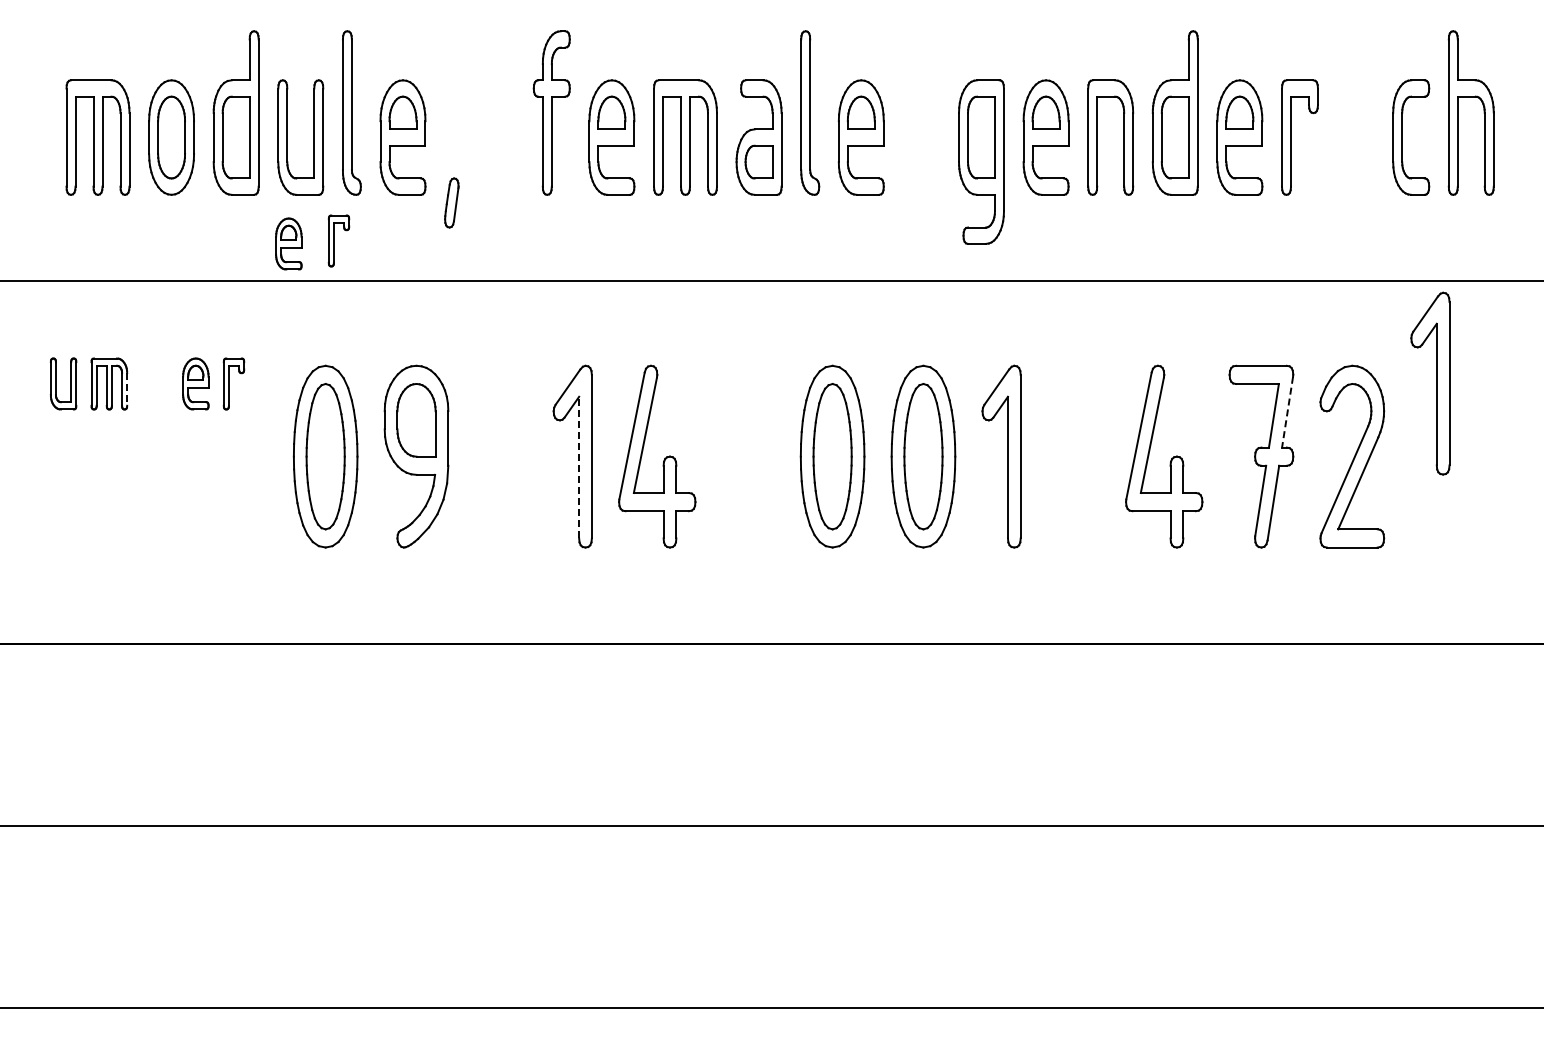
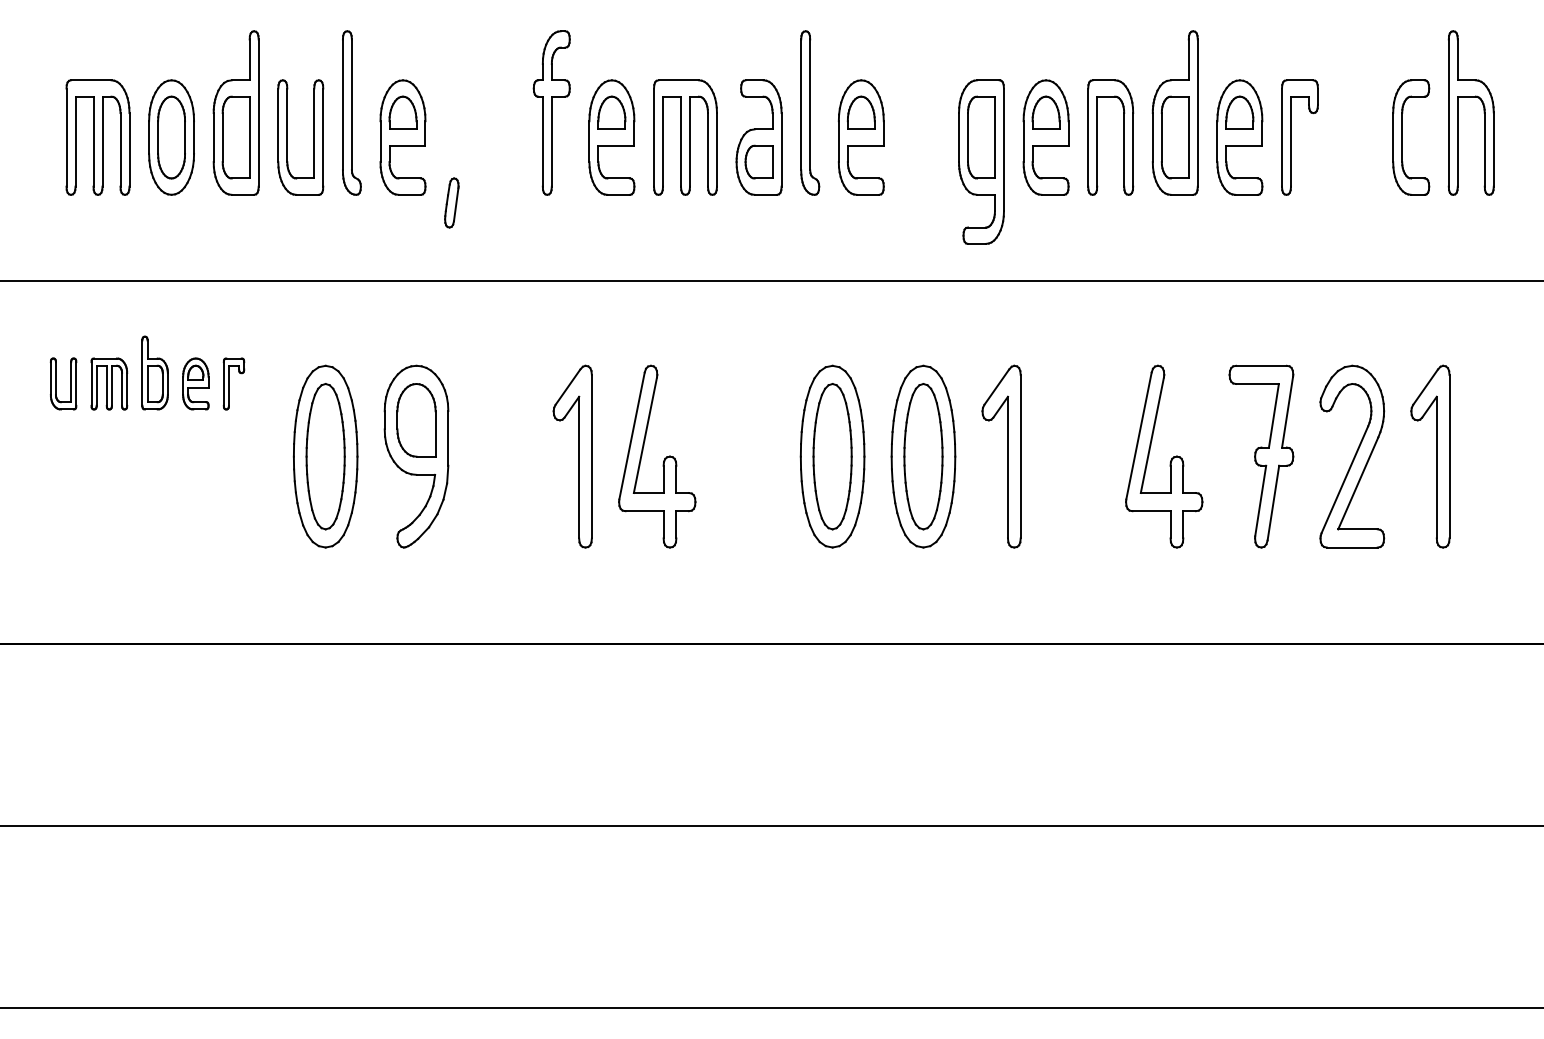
part: present -> none (338, 240)
part: present -> none (288, 243)
part: none -> present (154, 372)
part position: (1430, 383) -> (1430, 456) (1430, 456)
line: dashed -> solid (127, 389)
line: dashed -> solid (1287, 412)
line: dashed -> solid (579, 467)
